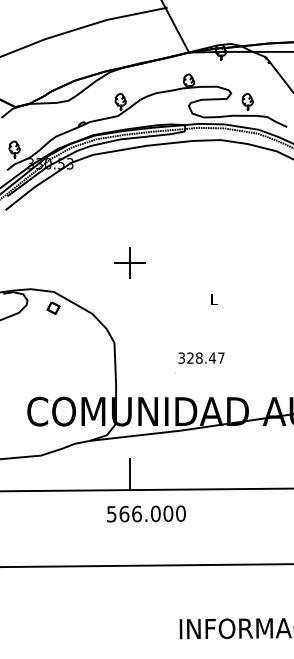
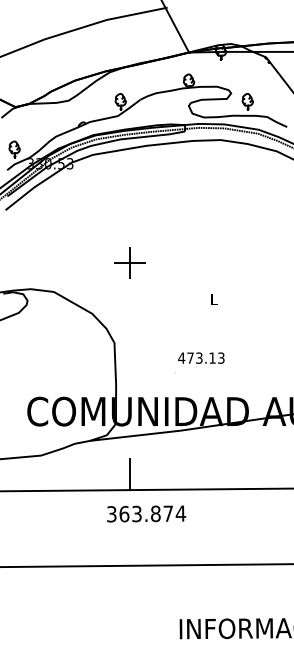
part: present -> none (53, 307)
text: 328.47 -> 473.13 (201, 357)
text: 566.000 -> 363.874 (146, 513)
